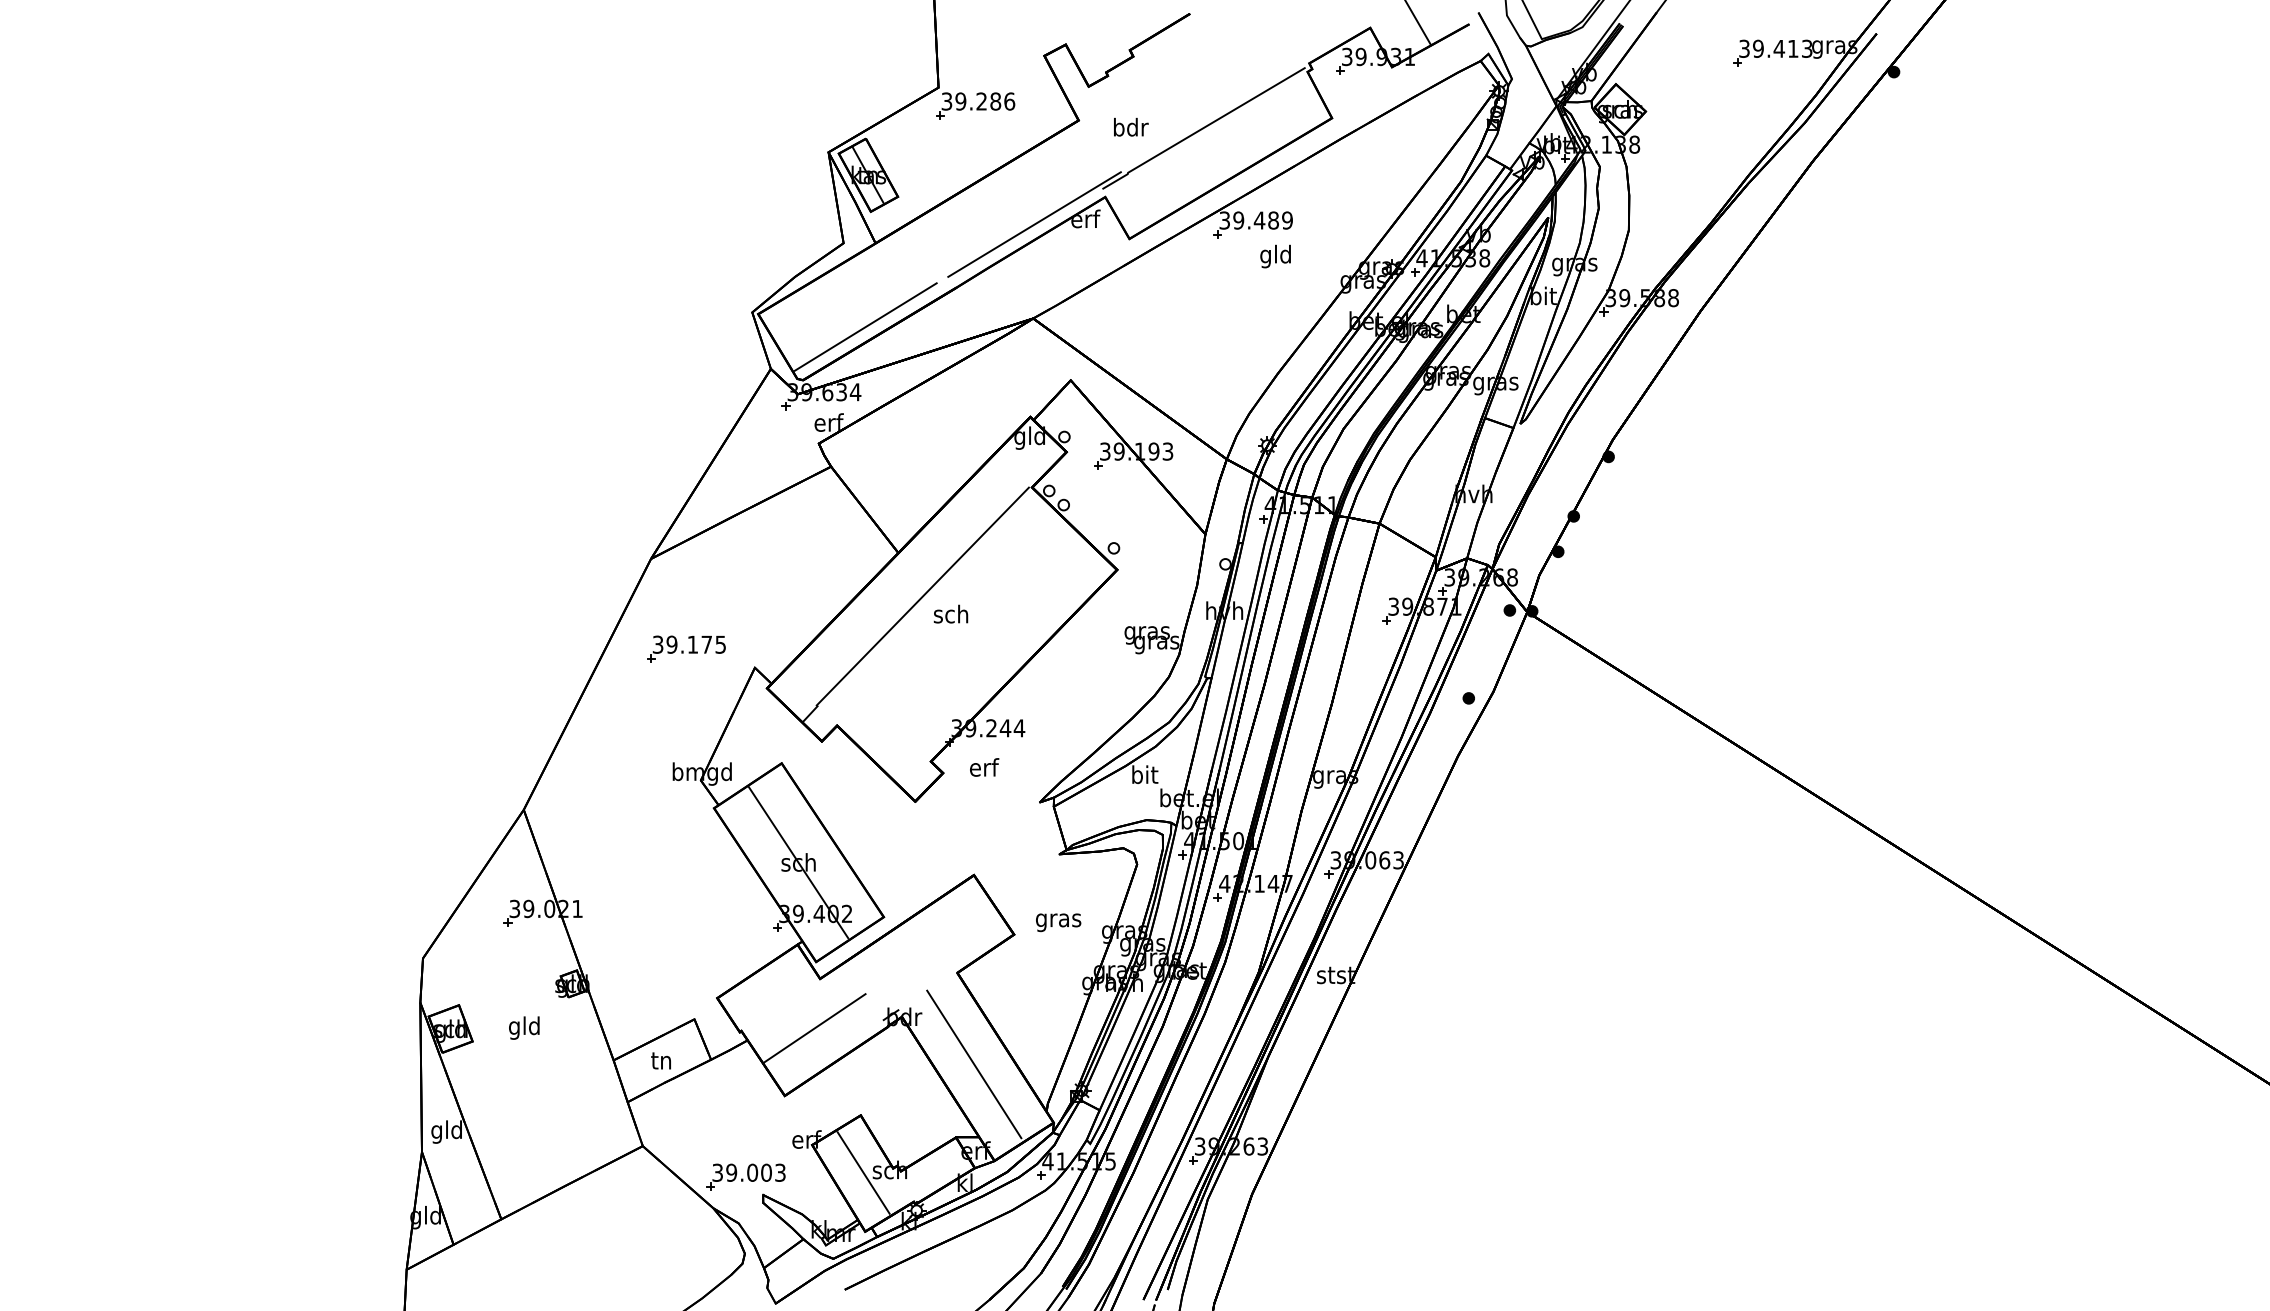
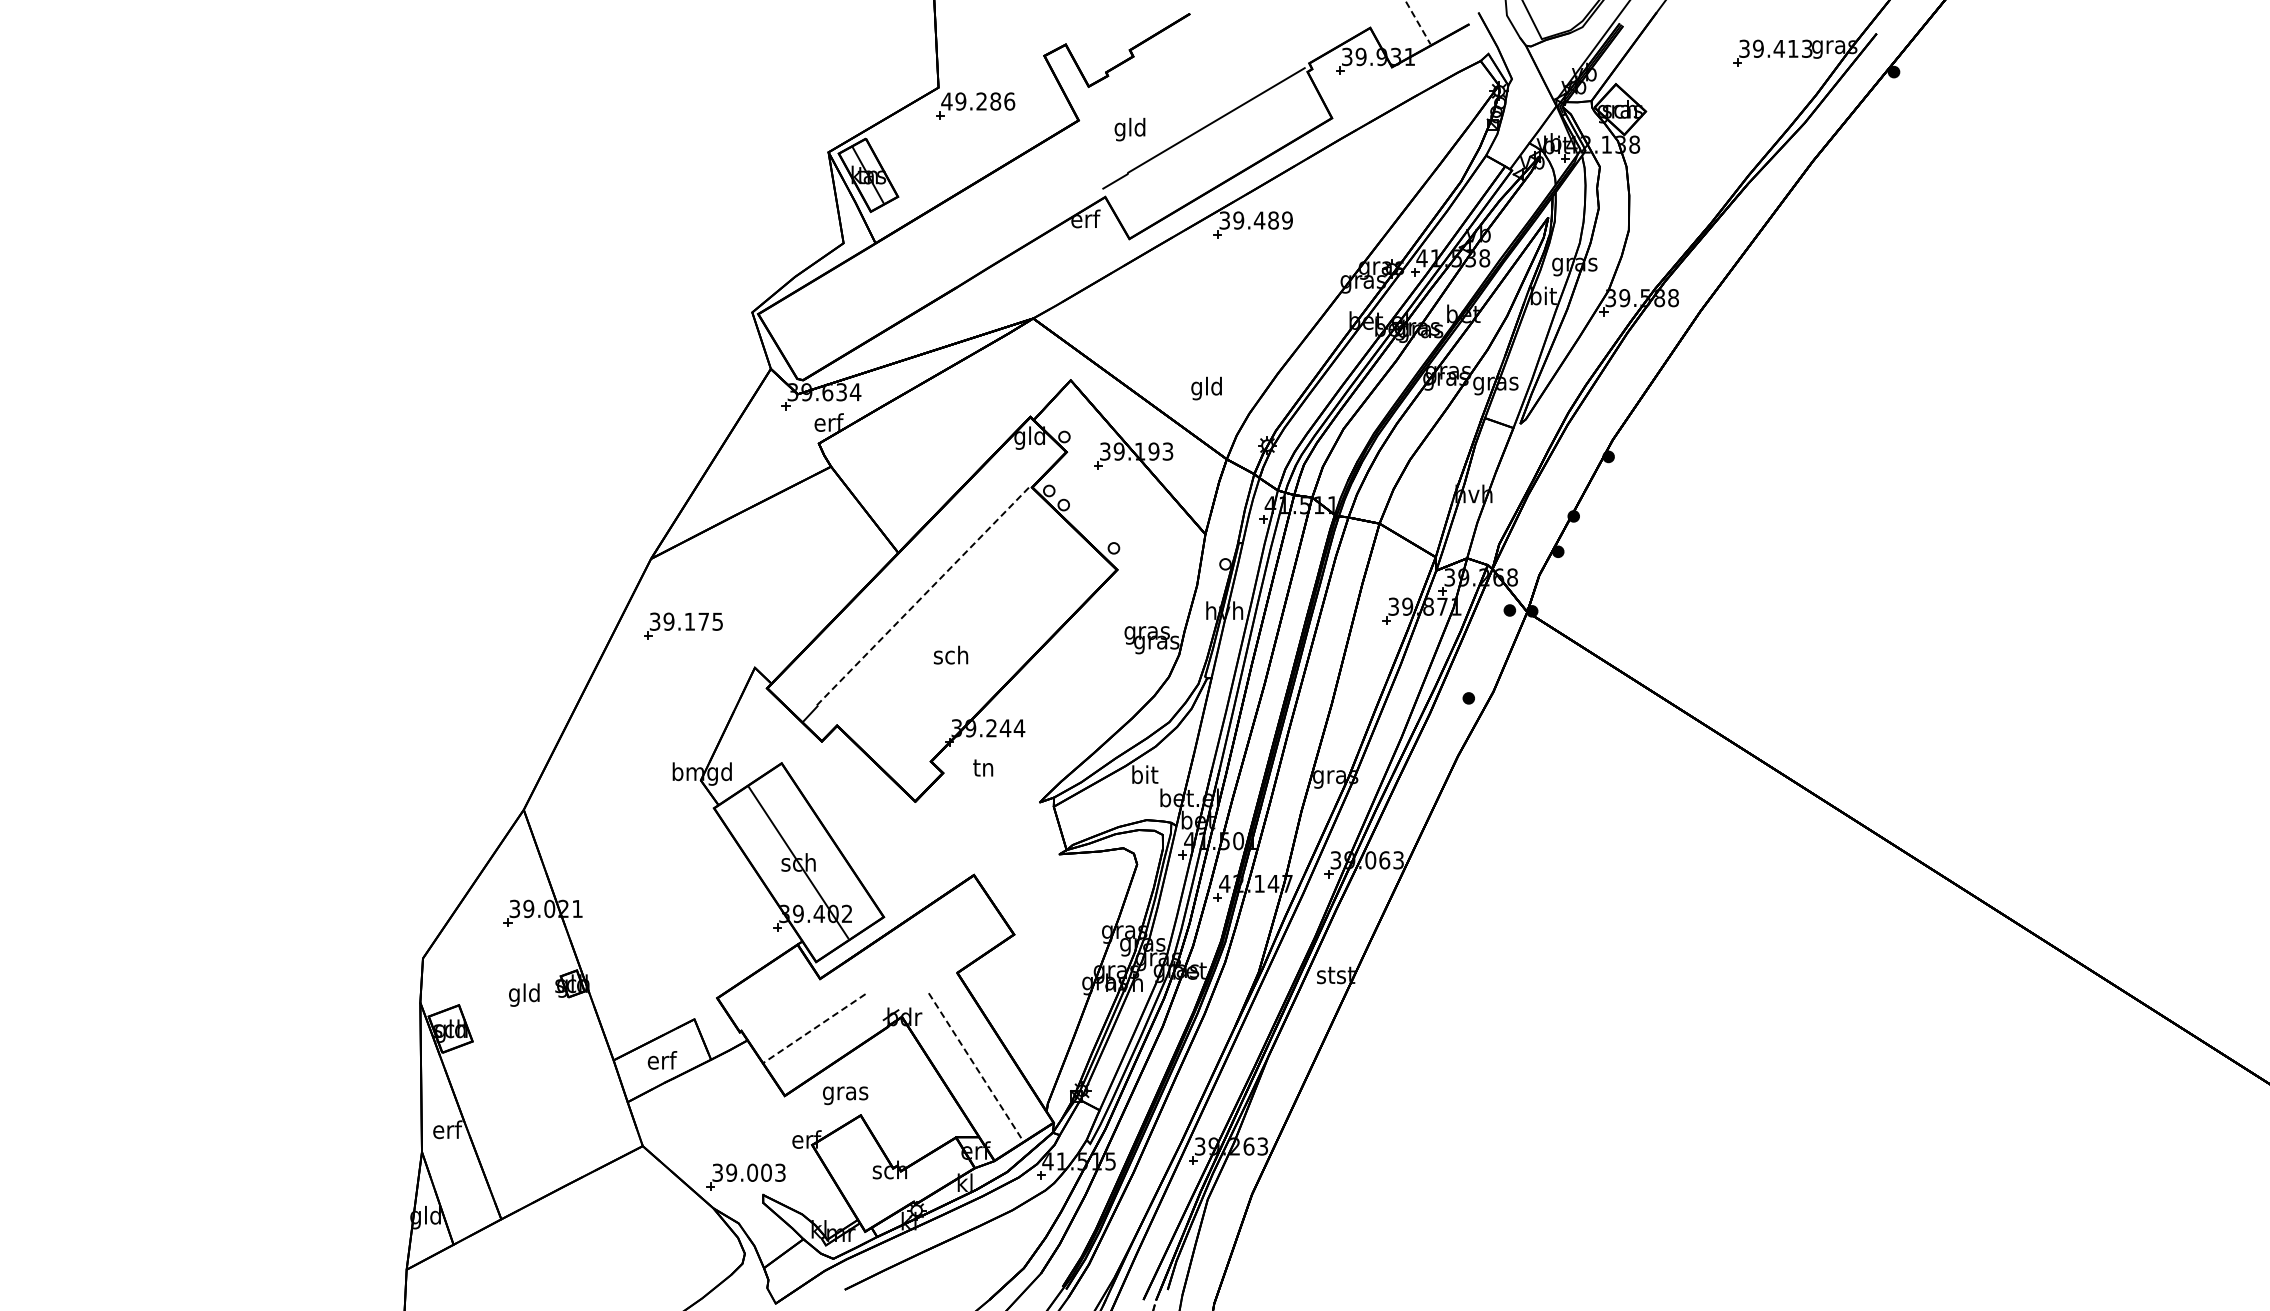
line: solid -> dashed (1418, 22)
text: 39.286 -> 49.286 (946, 101)
text: bdr -> gld (1131, 129)
line: present -> none (1034, 224)
text position: (1275, 256) -> (1206, 388) (1206, 388)
line: present -> none (865, 326)
line: solid -> dashed (922, 596)
text position: (950, 613) -> (950, 654) (950, 654)
part position: (686, 648) -> (683, 625) (683, 625)
text: erf -> tn (984, 767)
text position: (1058, 922) -> (845, 1095) (845, 1095)
text position: (524, 1027) -> (524, 994) (524, 994)
line: solid -> dashed (814, 1028)
text: tn -> erf (662, 1060)
line: solid -> dashed (974, 1064)
text: gld -> erf (446, 1131)
line: present -> none (863, 1172)
